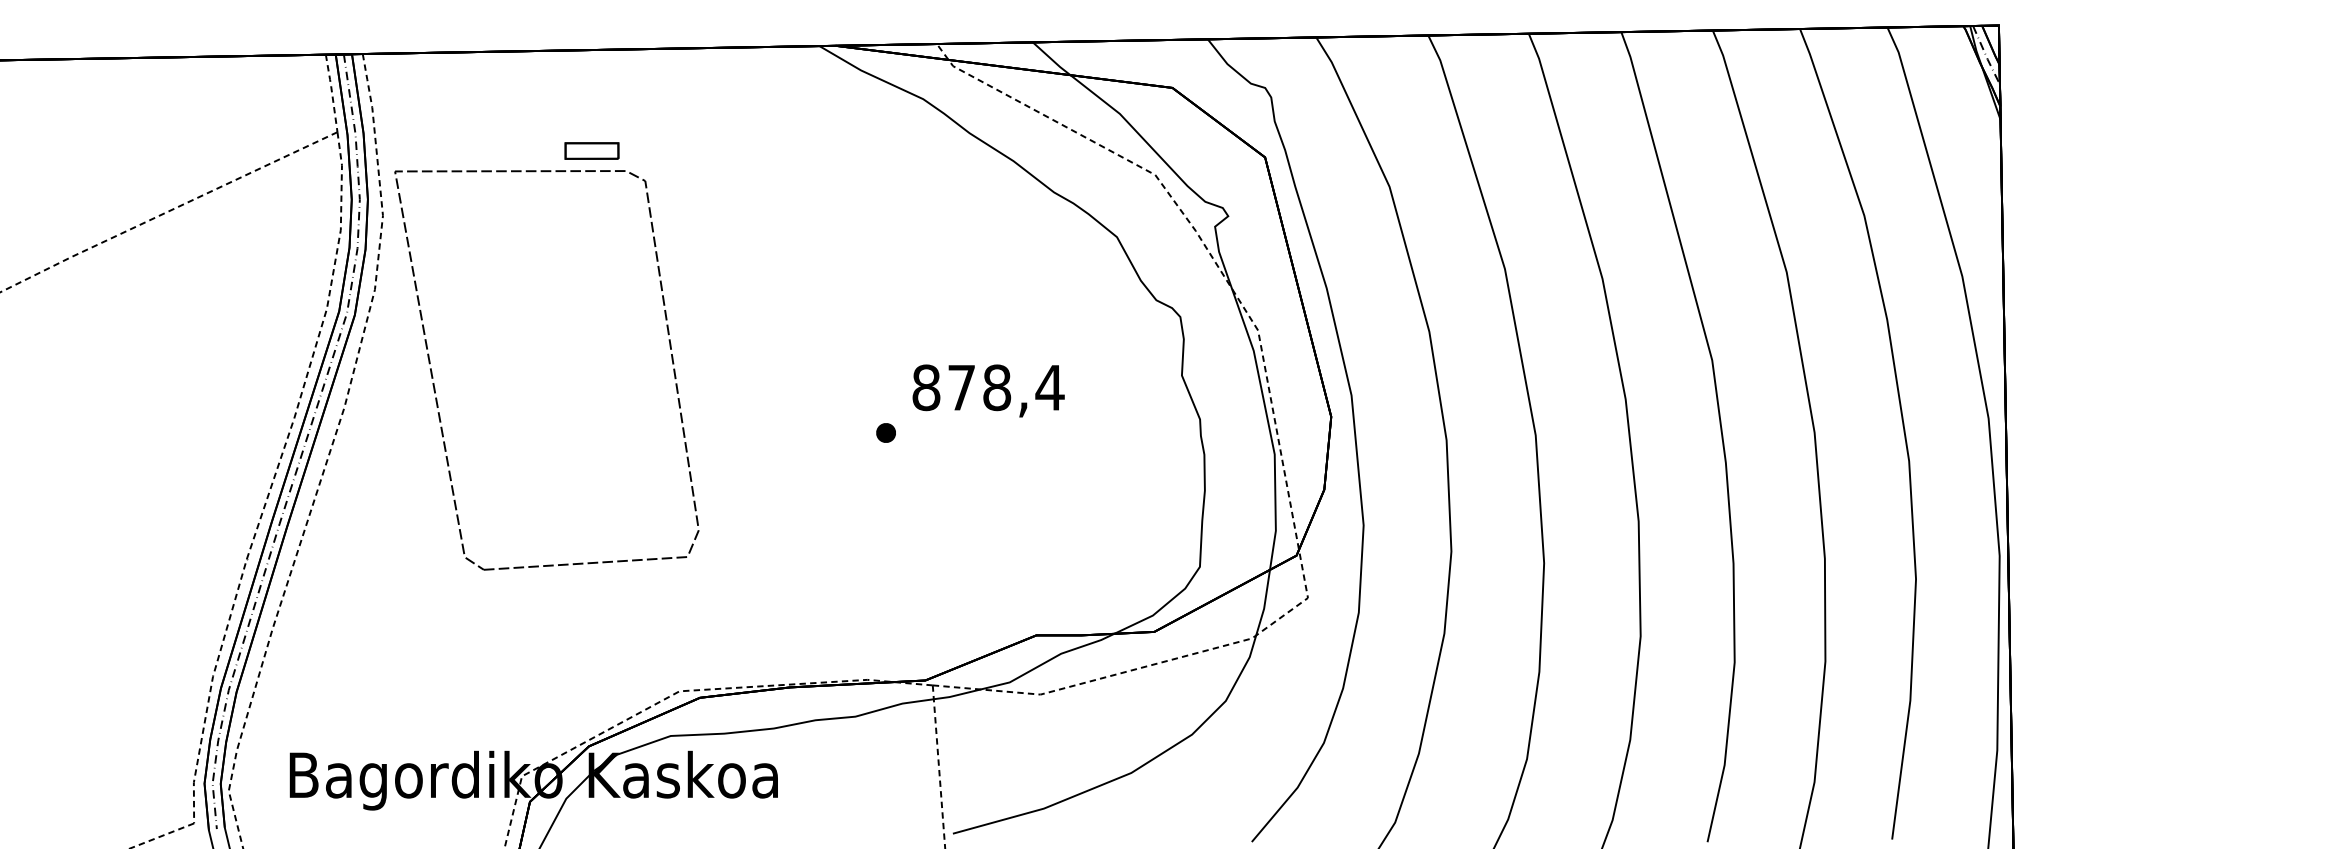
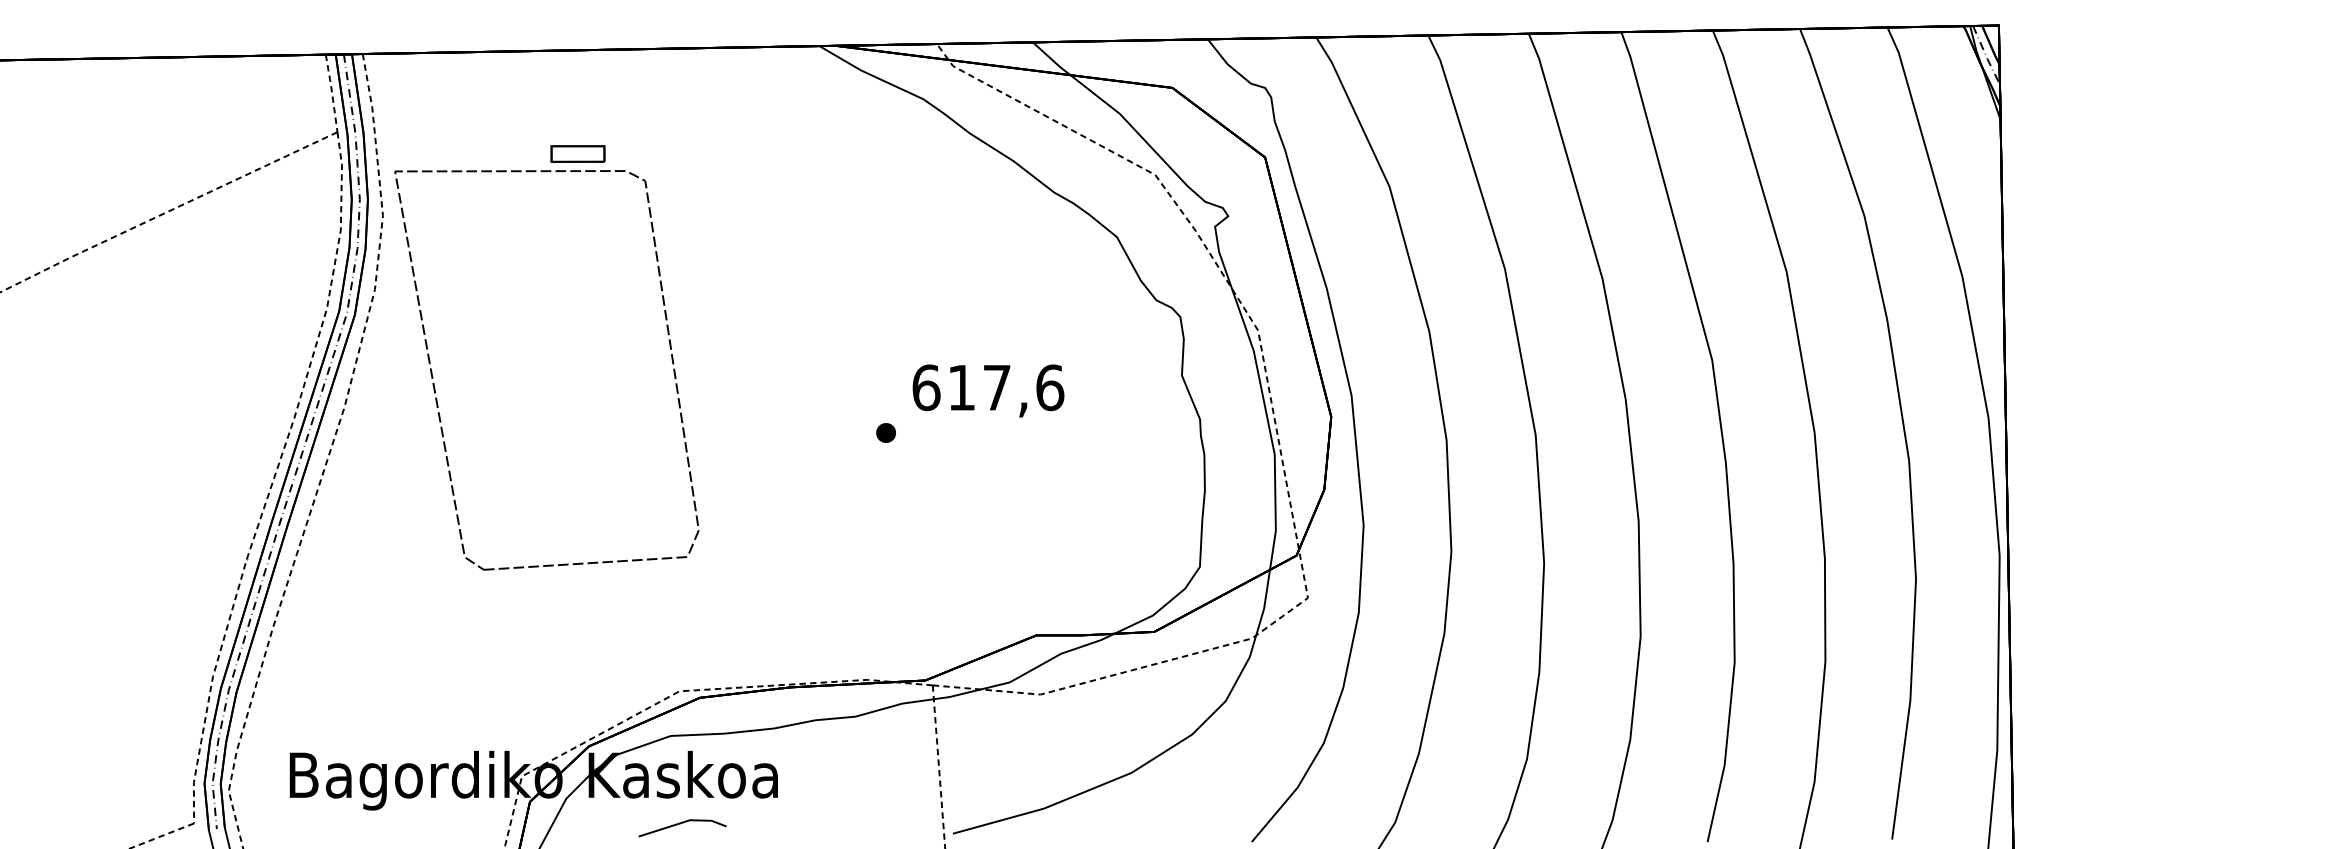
part position: (591, 150) -> (577, 153) (577, 153)
text: 878,4 -> 617,6 (988, 387)
line: none -> present (680, 824)
